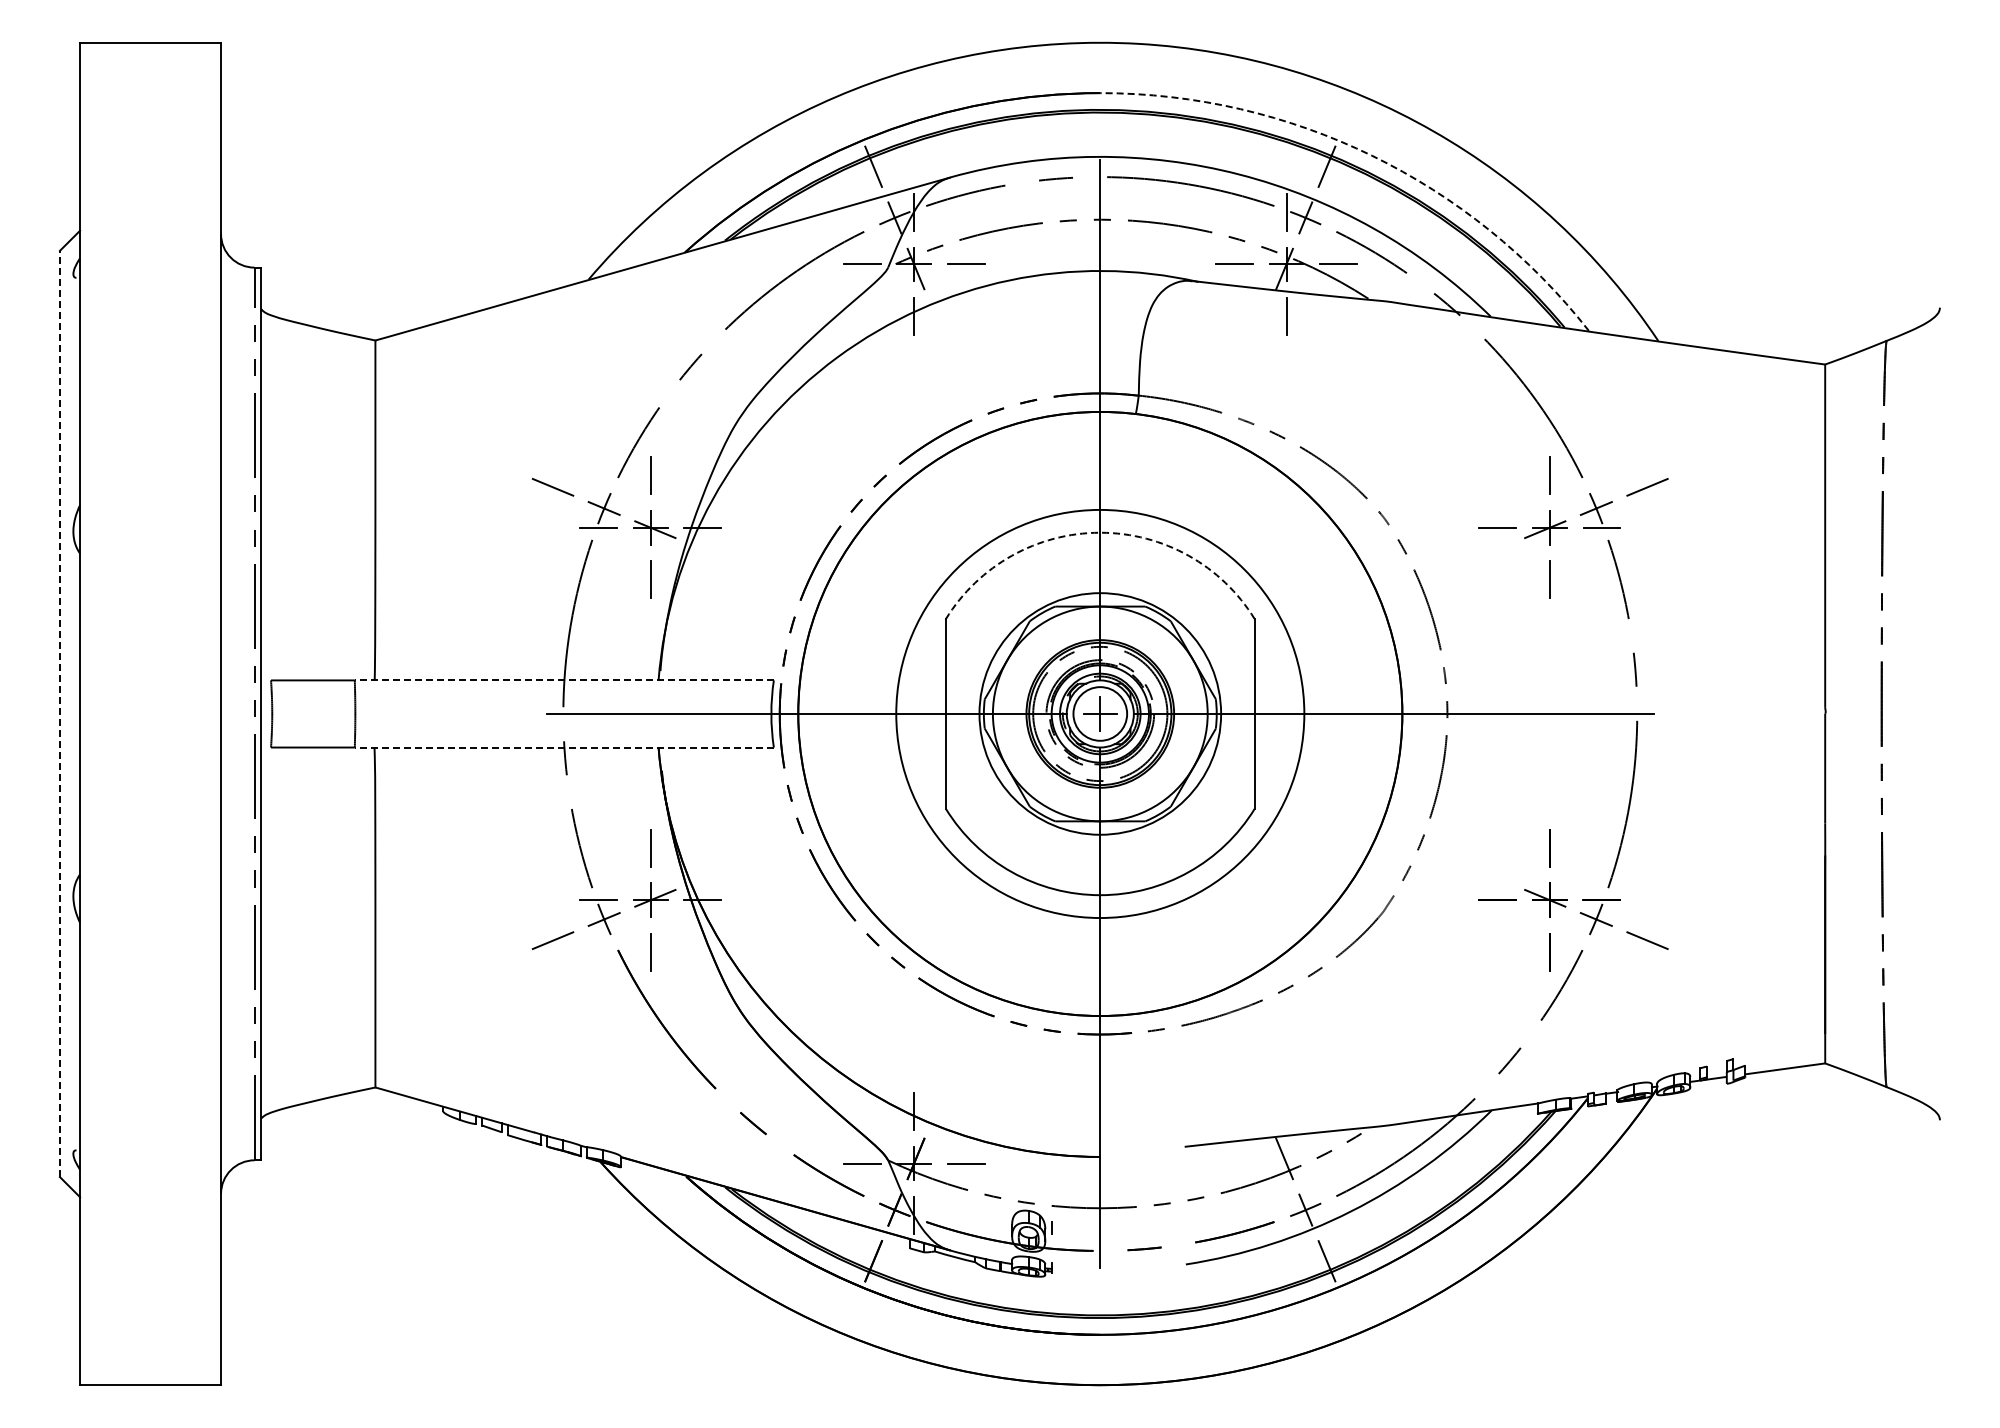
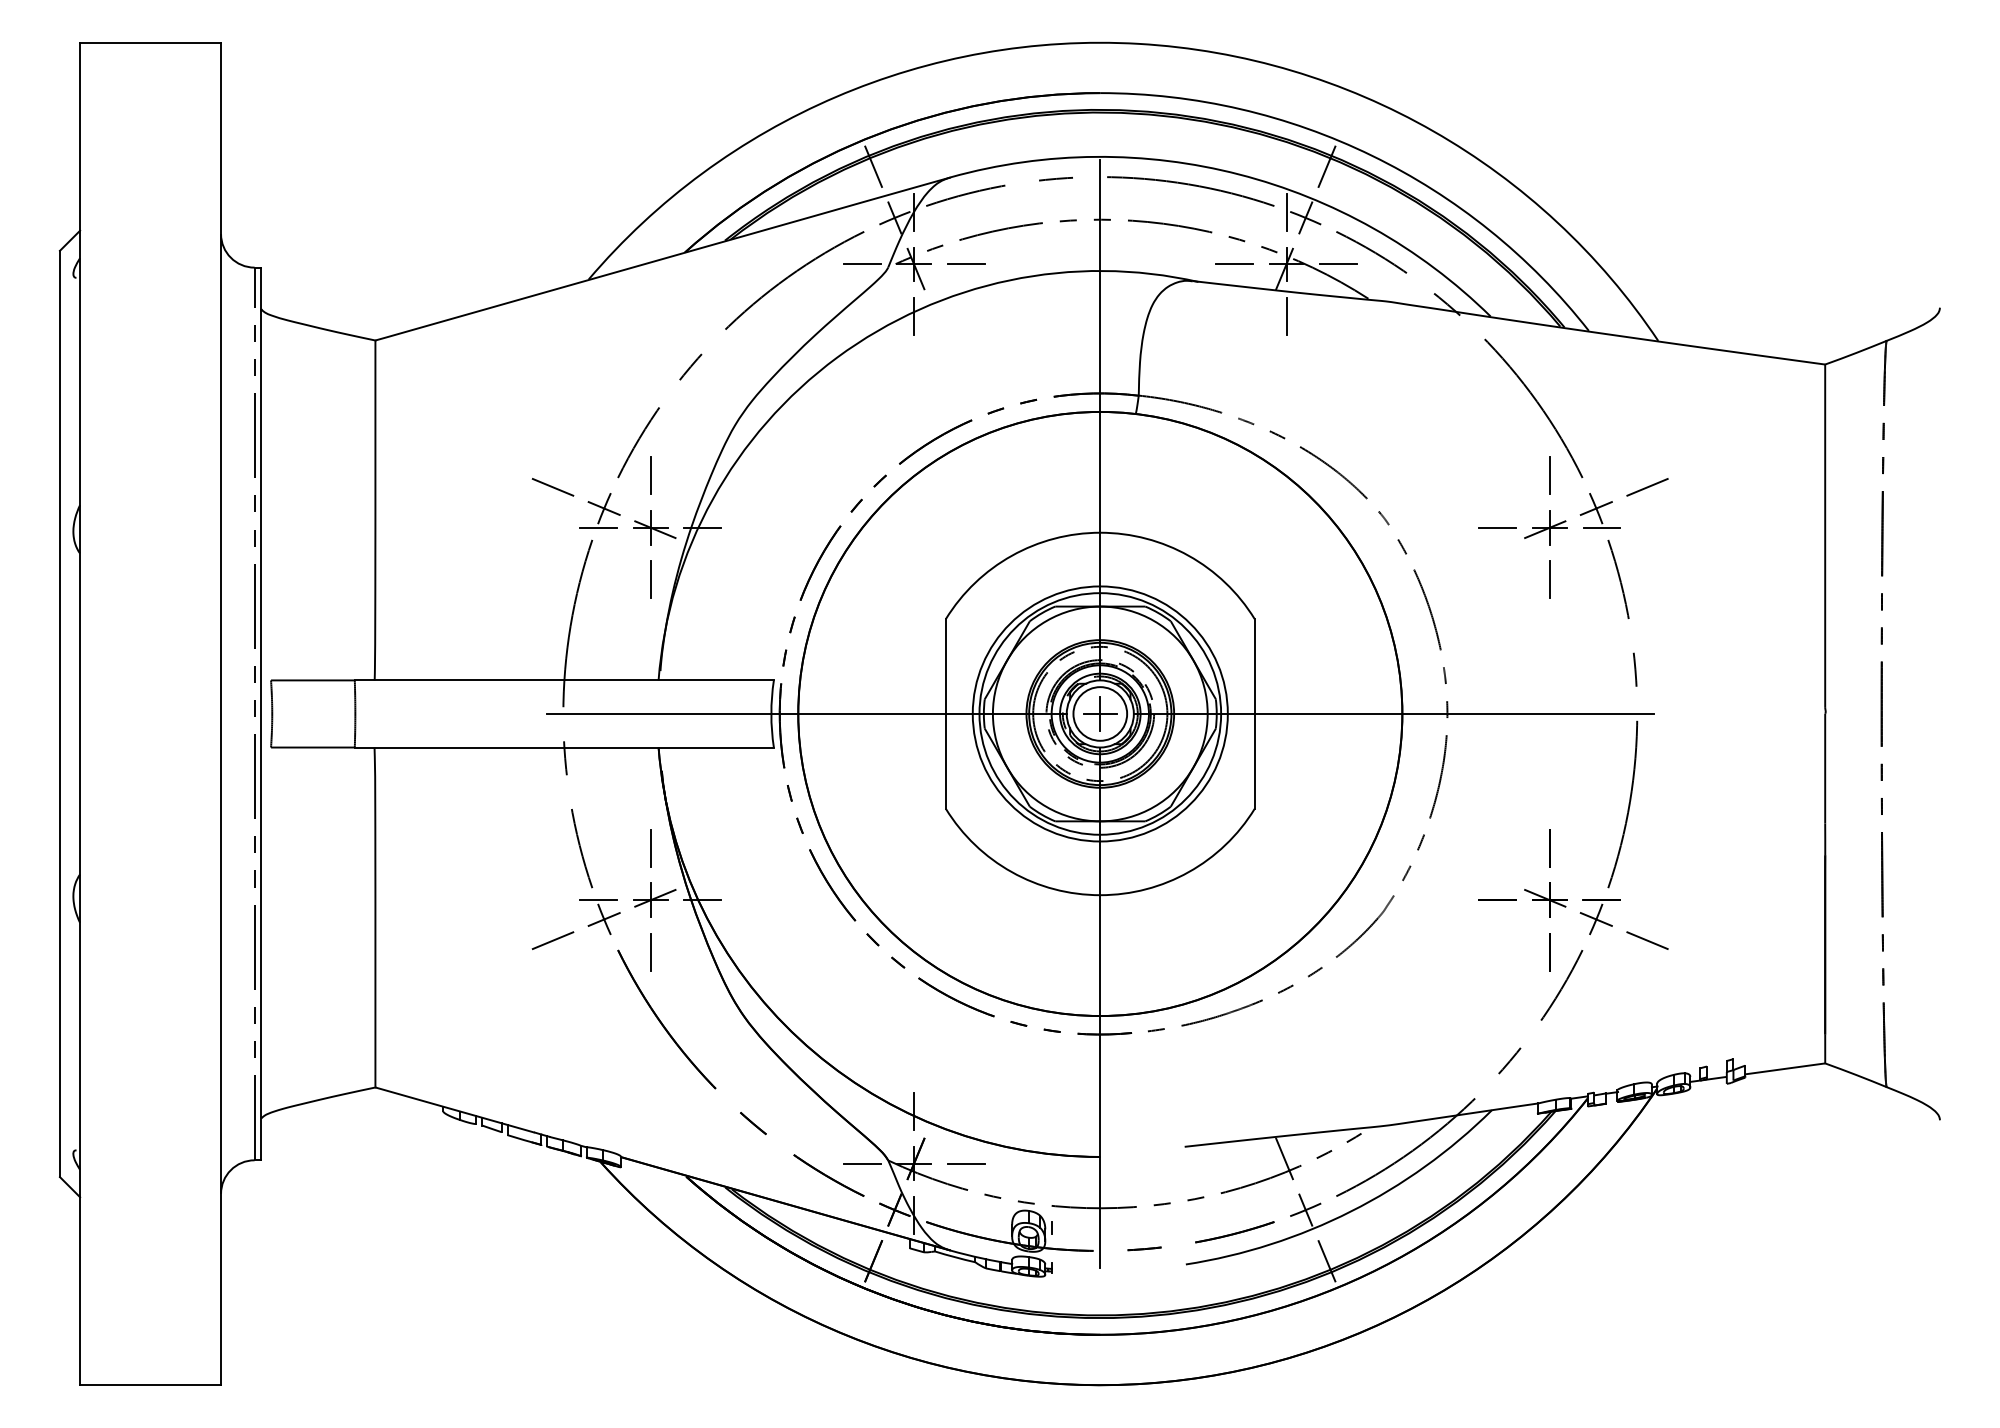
arc: dashed -> solid (1371, 155)
arc: dashed -> solid (1100, 532)
line: dashed -> solid (564, 680)
line: dashed -> solid (59, 713)
circle diameter: 408 px -> 255 px (1099, 713)
line: dashed -> solid (564, 747)
